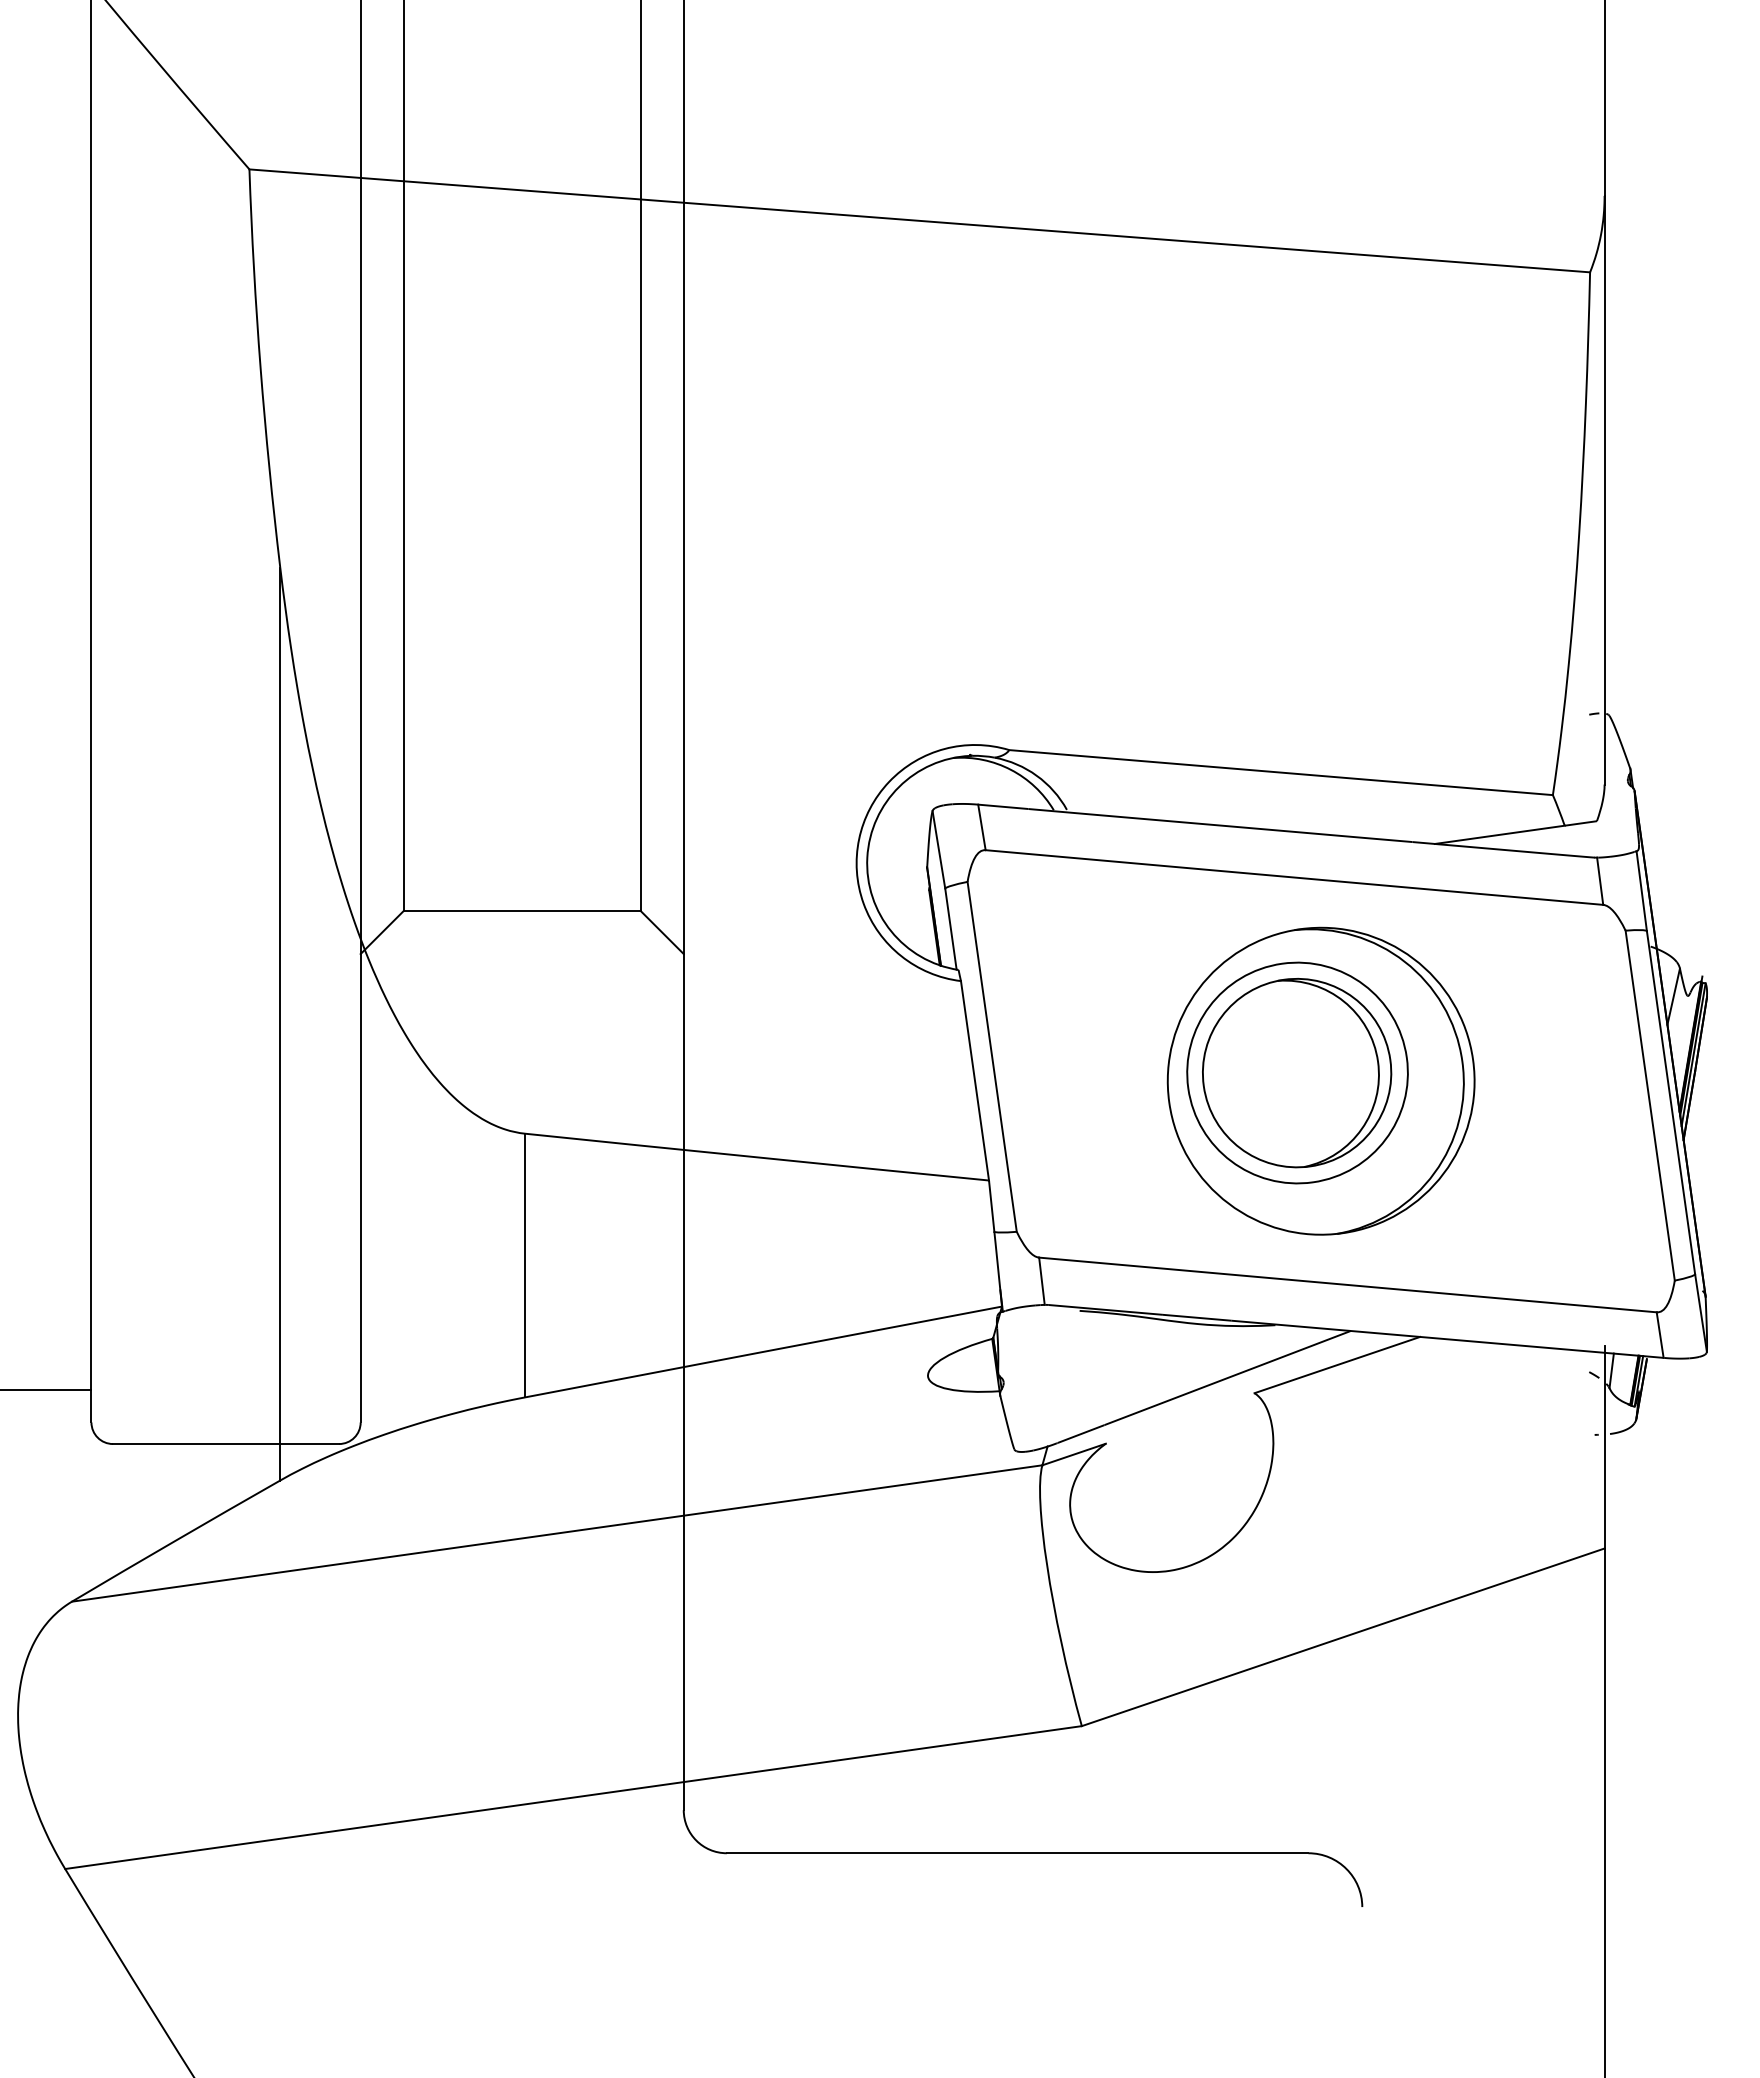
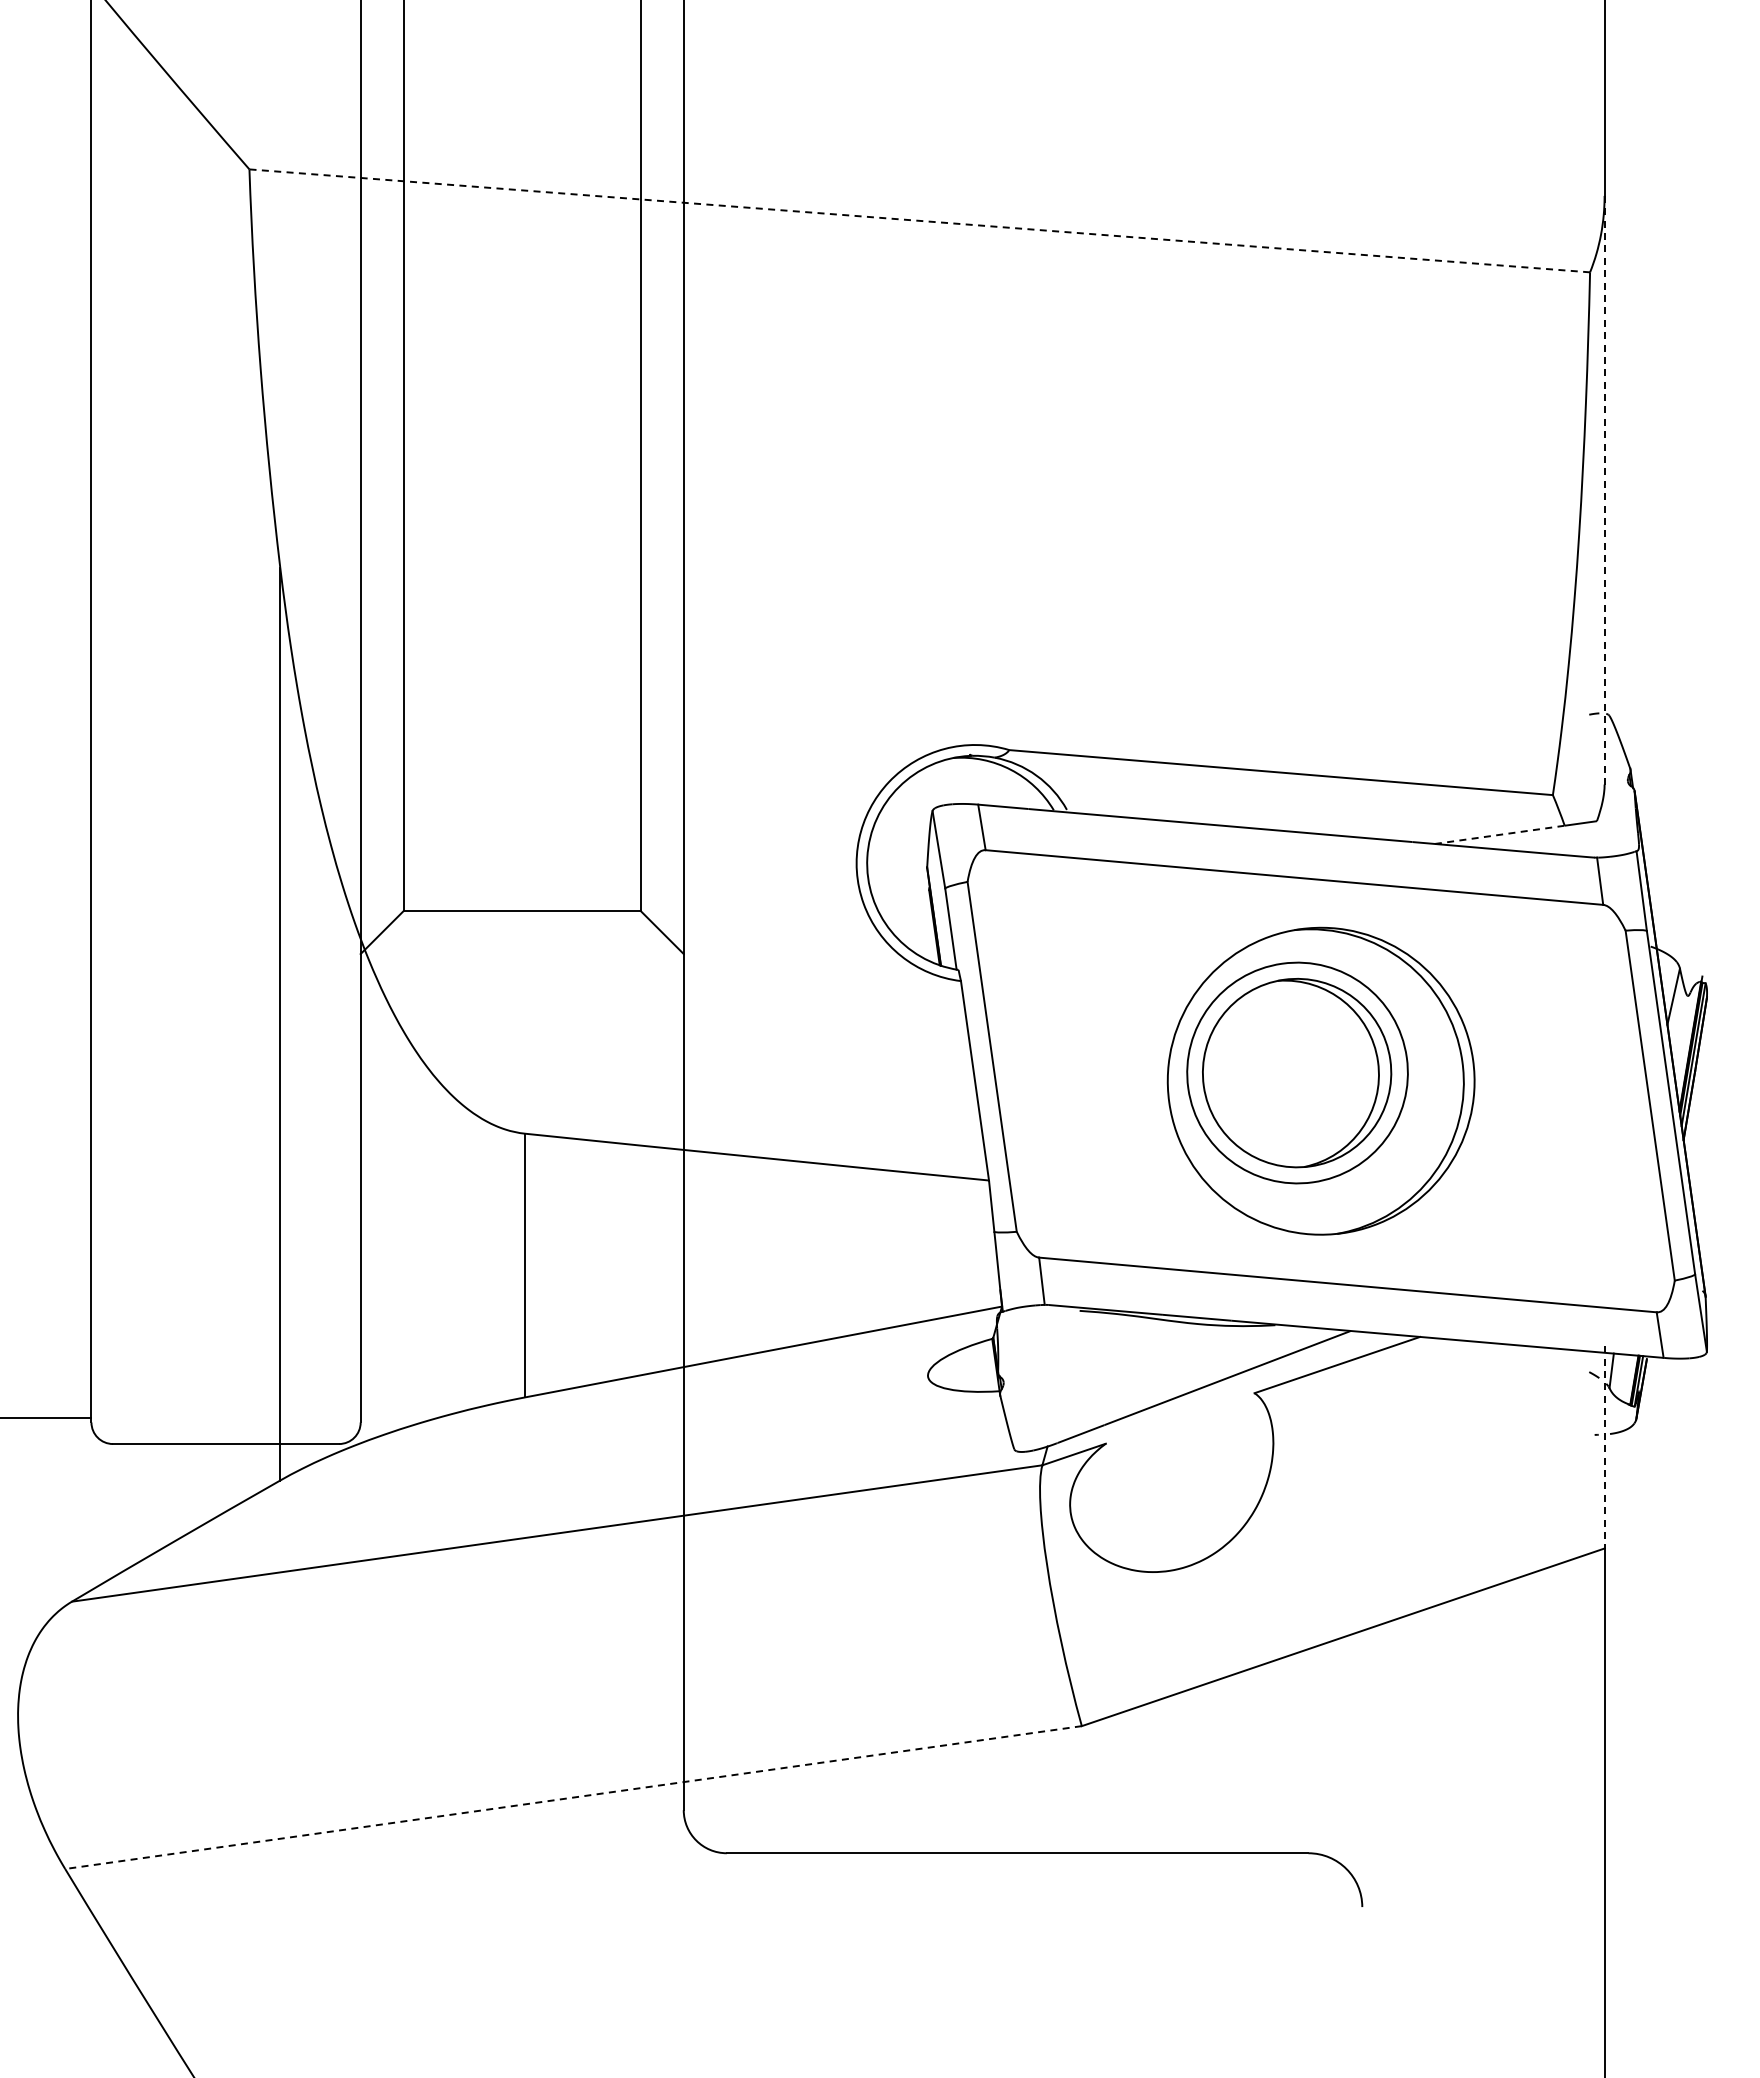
line: solid -> dashed (919, 220)
line: solid -> dashed (1604, 490)
line: solid -> dashed (1499, 834)
line position: (46, 1390) -> (46, 1418) (46, 1418)
line: solid -> dashed (1604, 1447)
line: solid -> dashed (573, 1797)
